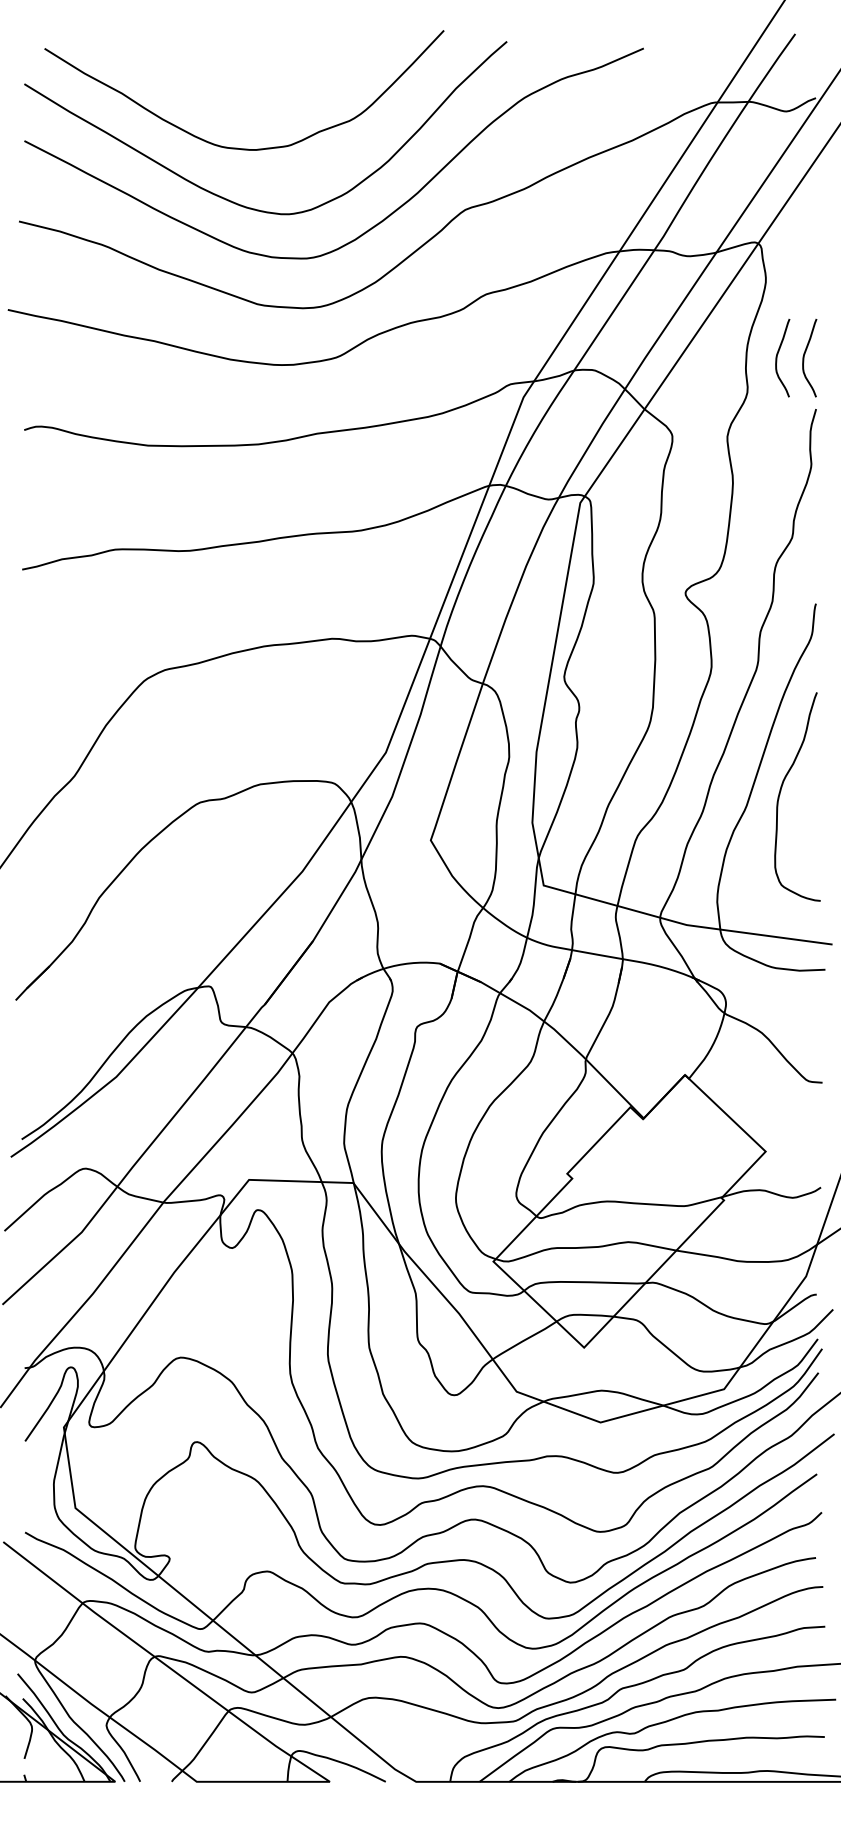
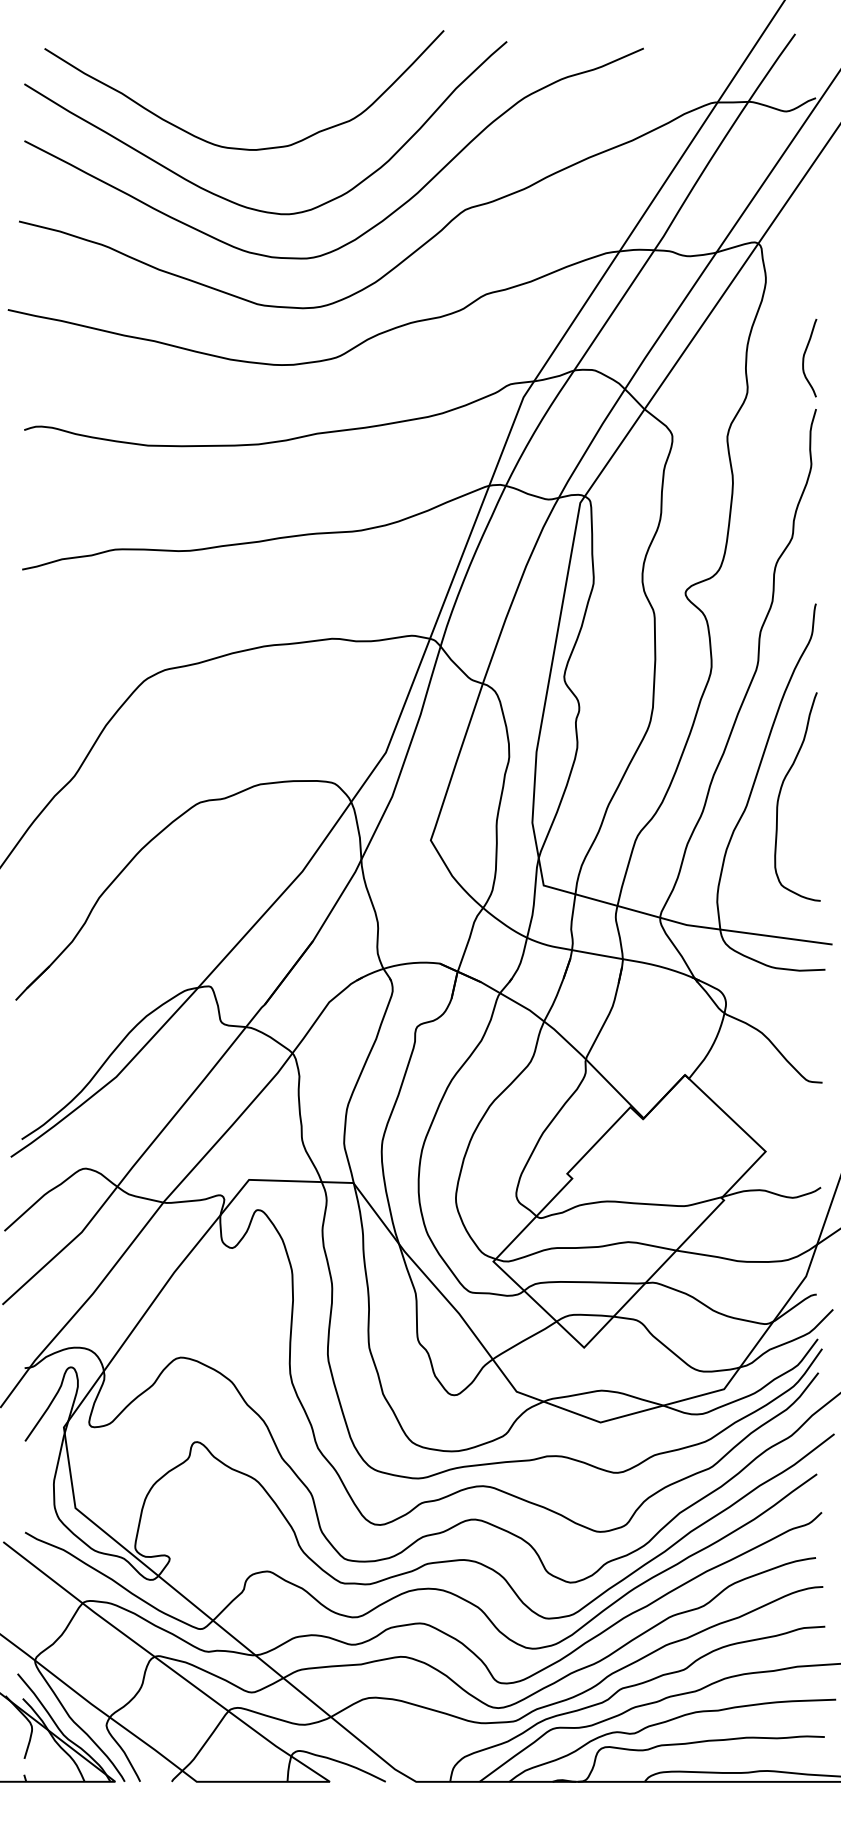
curve: present -> none (777, 358)
